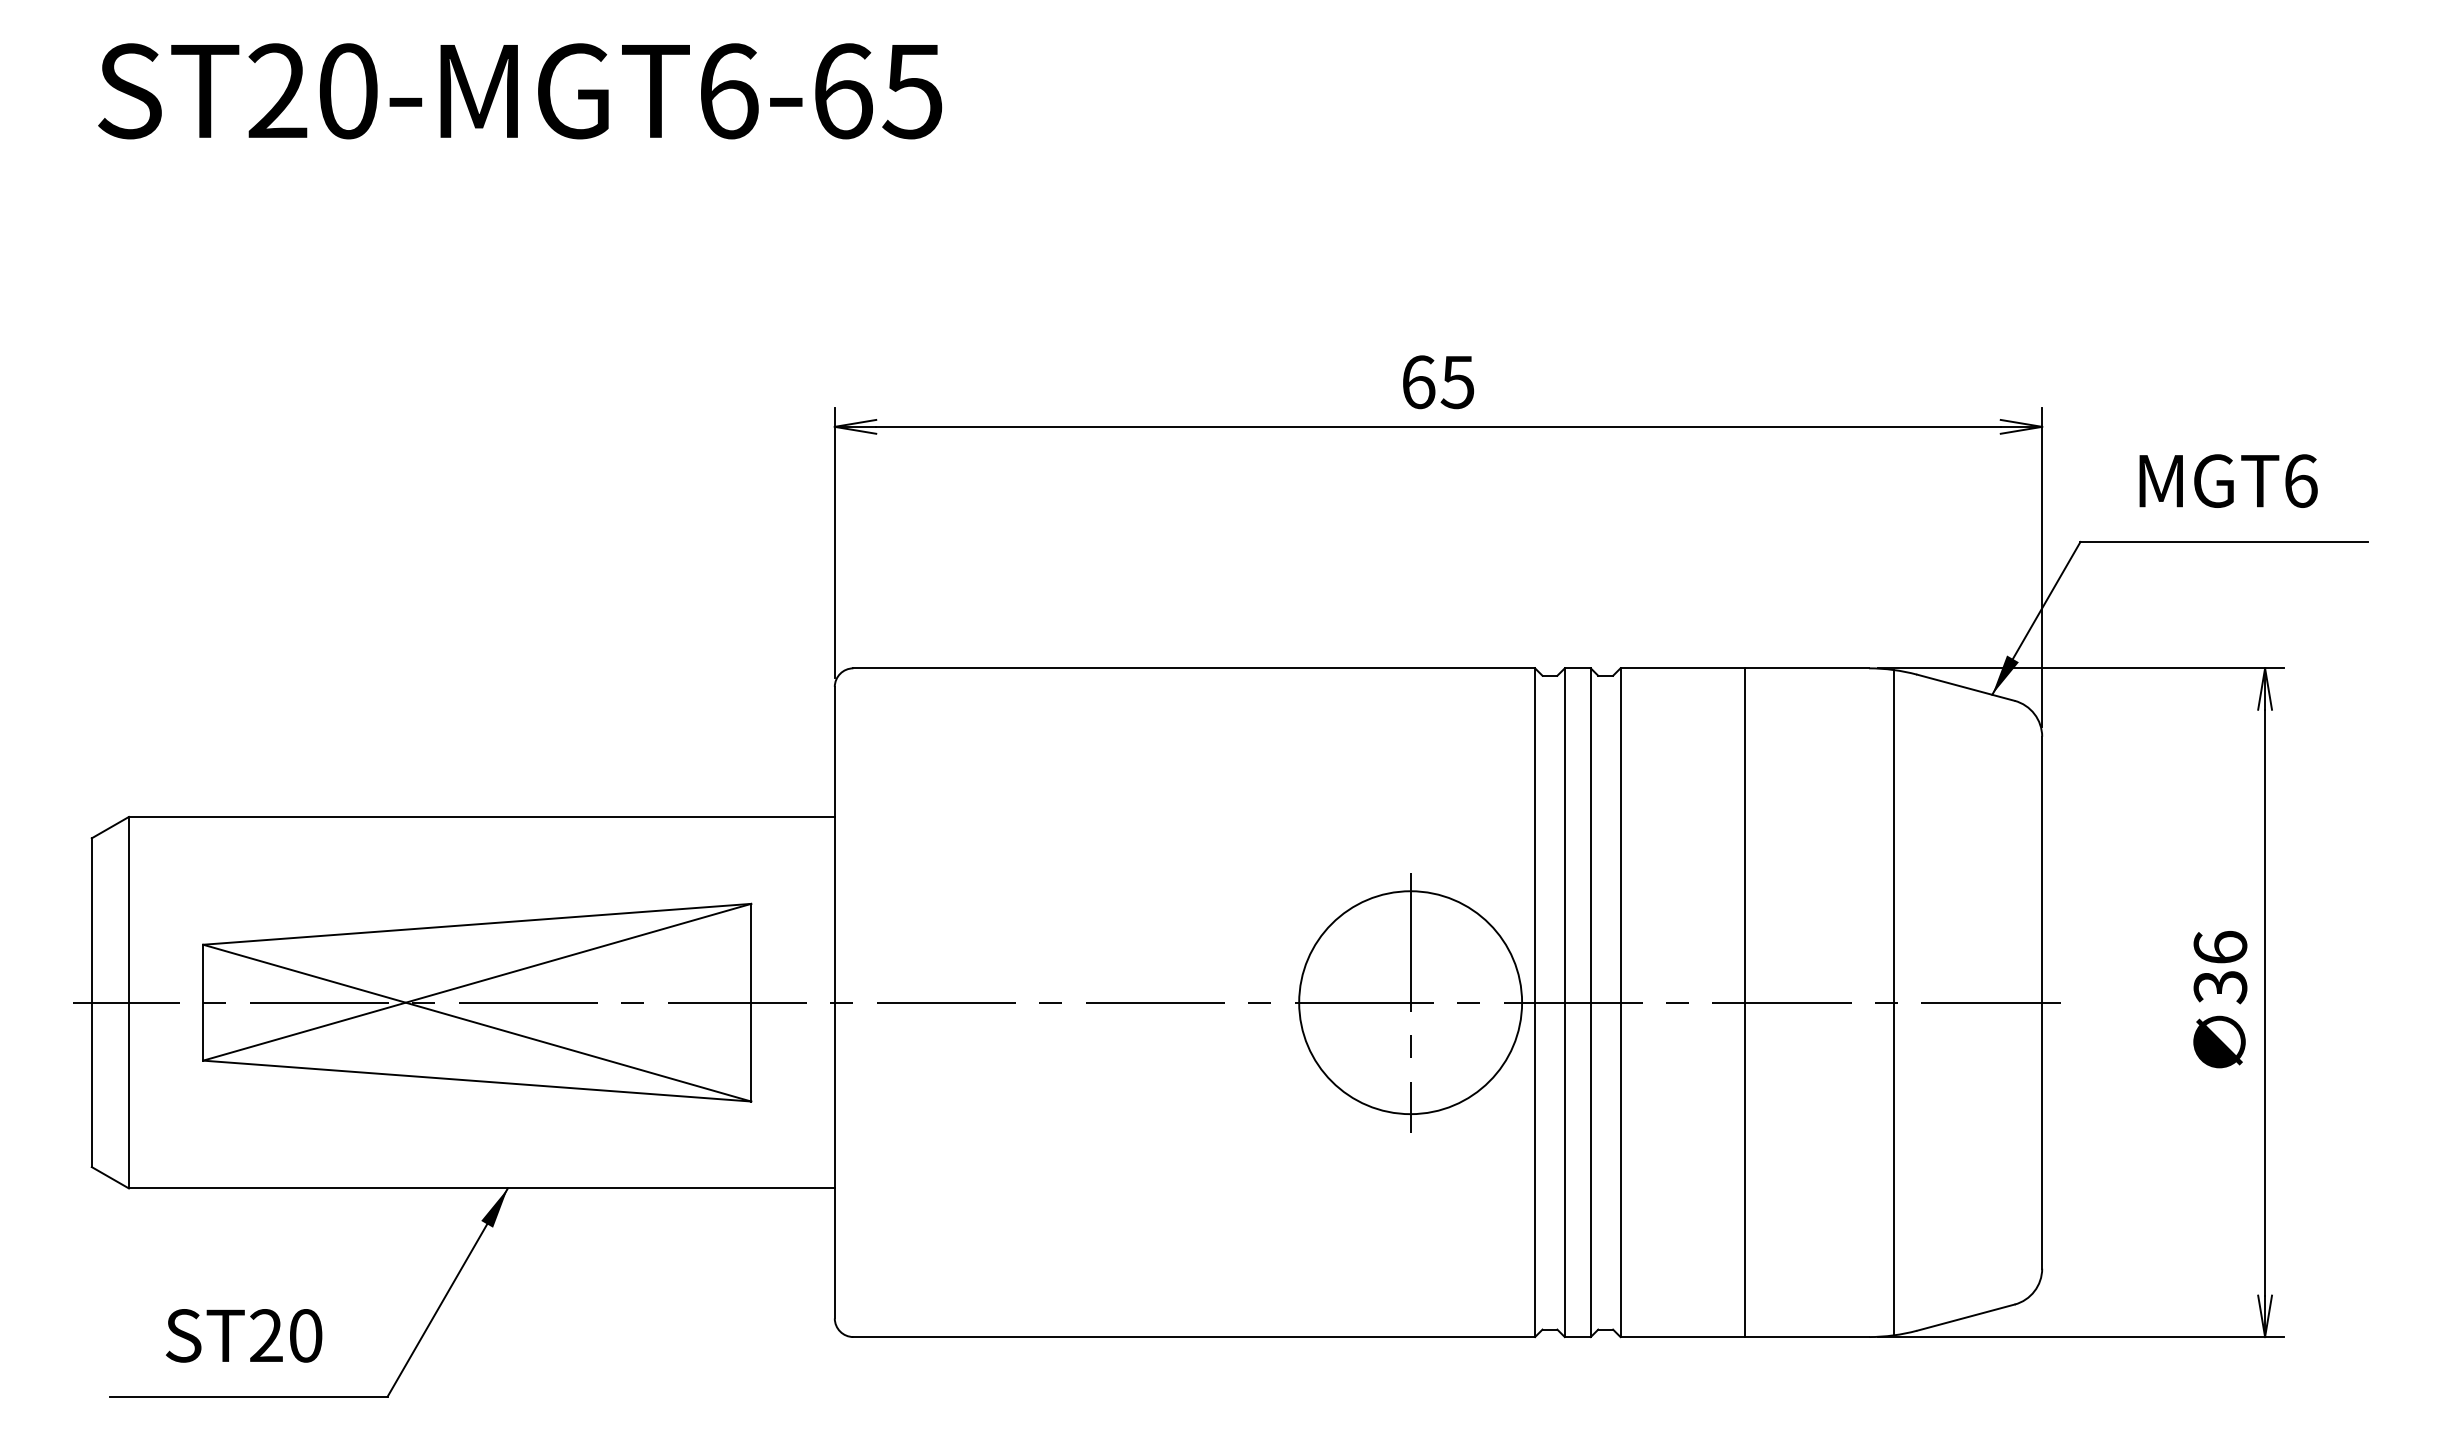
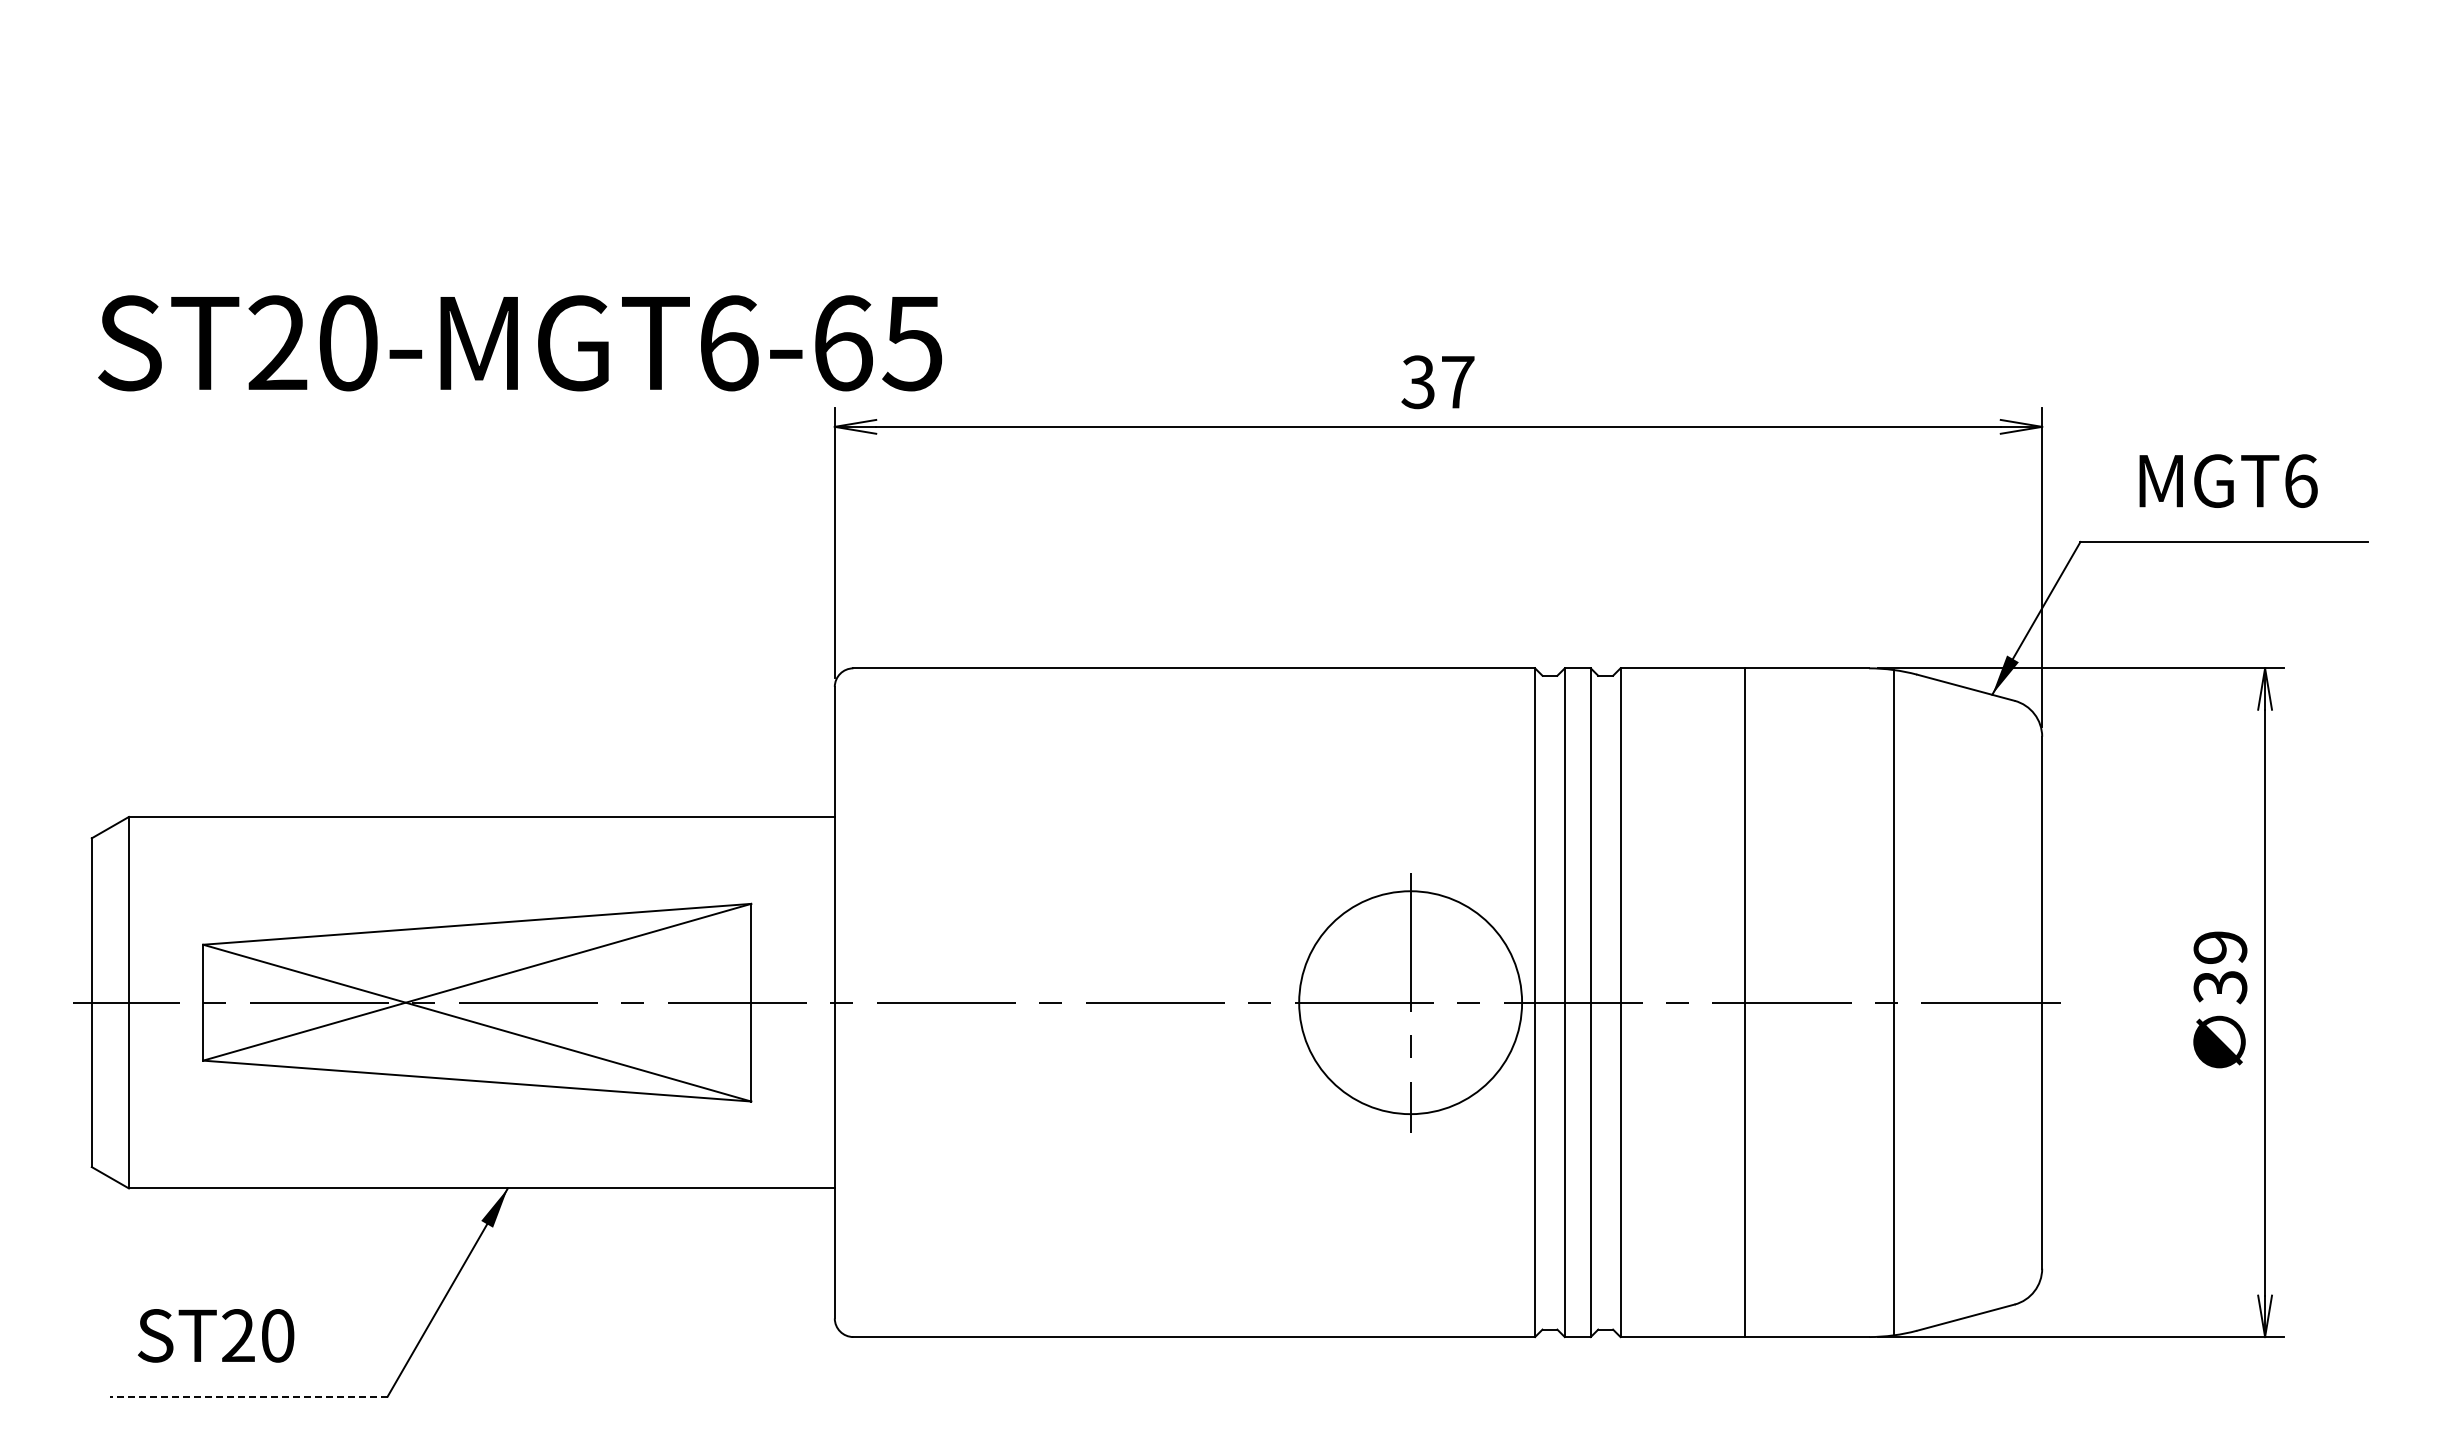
text position: (520, 91) -> (520, 343) (520, 343)
text: 65 -> 37 (1437, 382)
text: 36 -> 39 (2220, 946)
text position: (244, 1335) -> (216, 1335) (216, 1335)
line: solid -> dashed (248, 1396)
